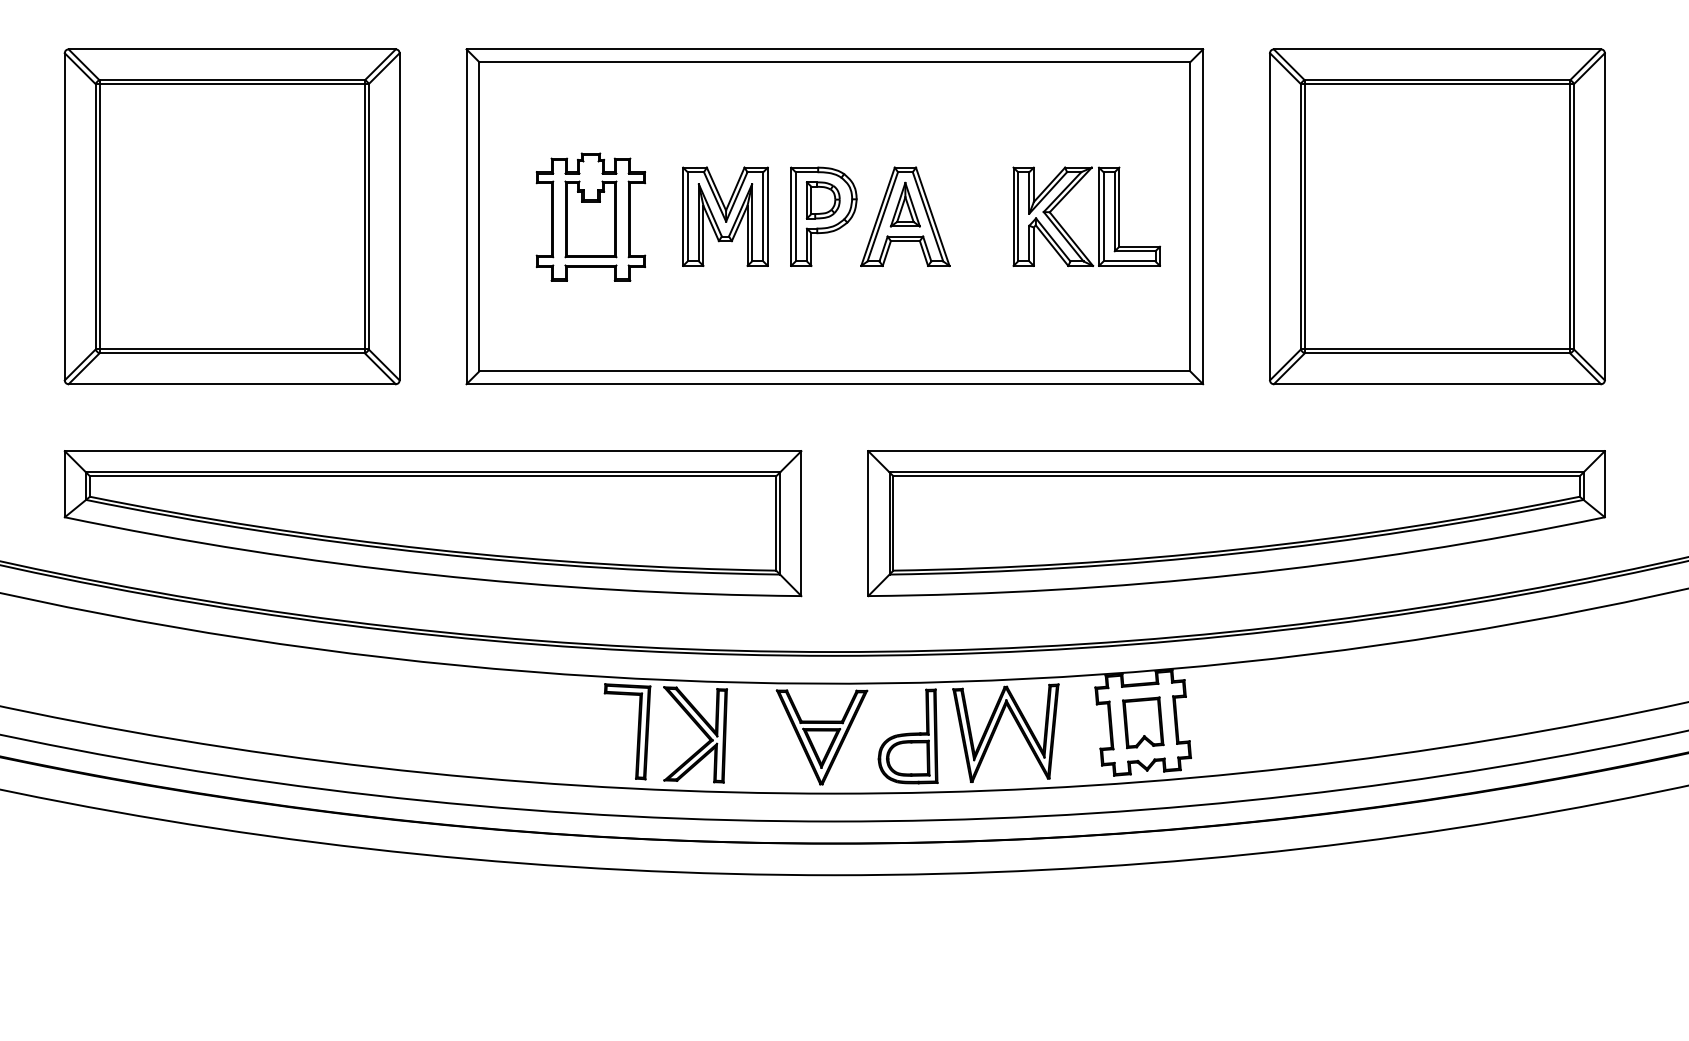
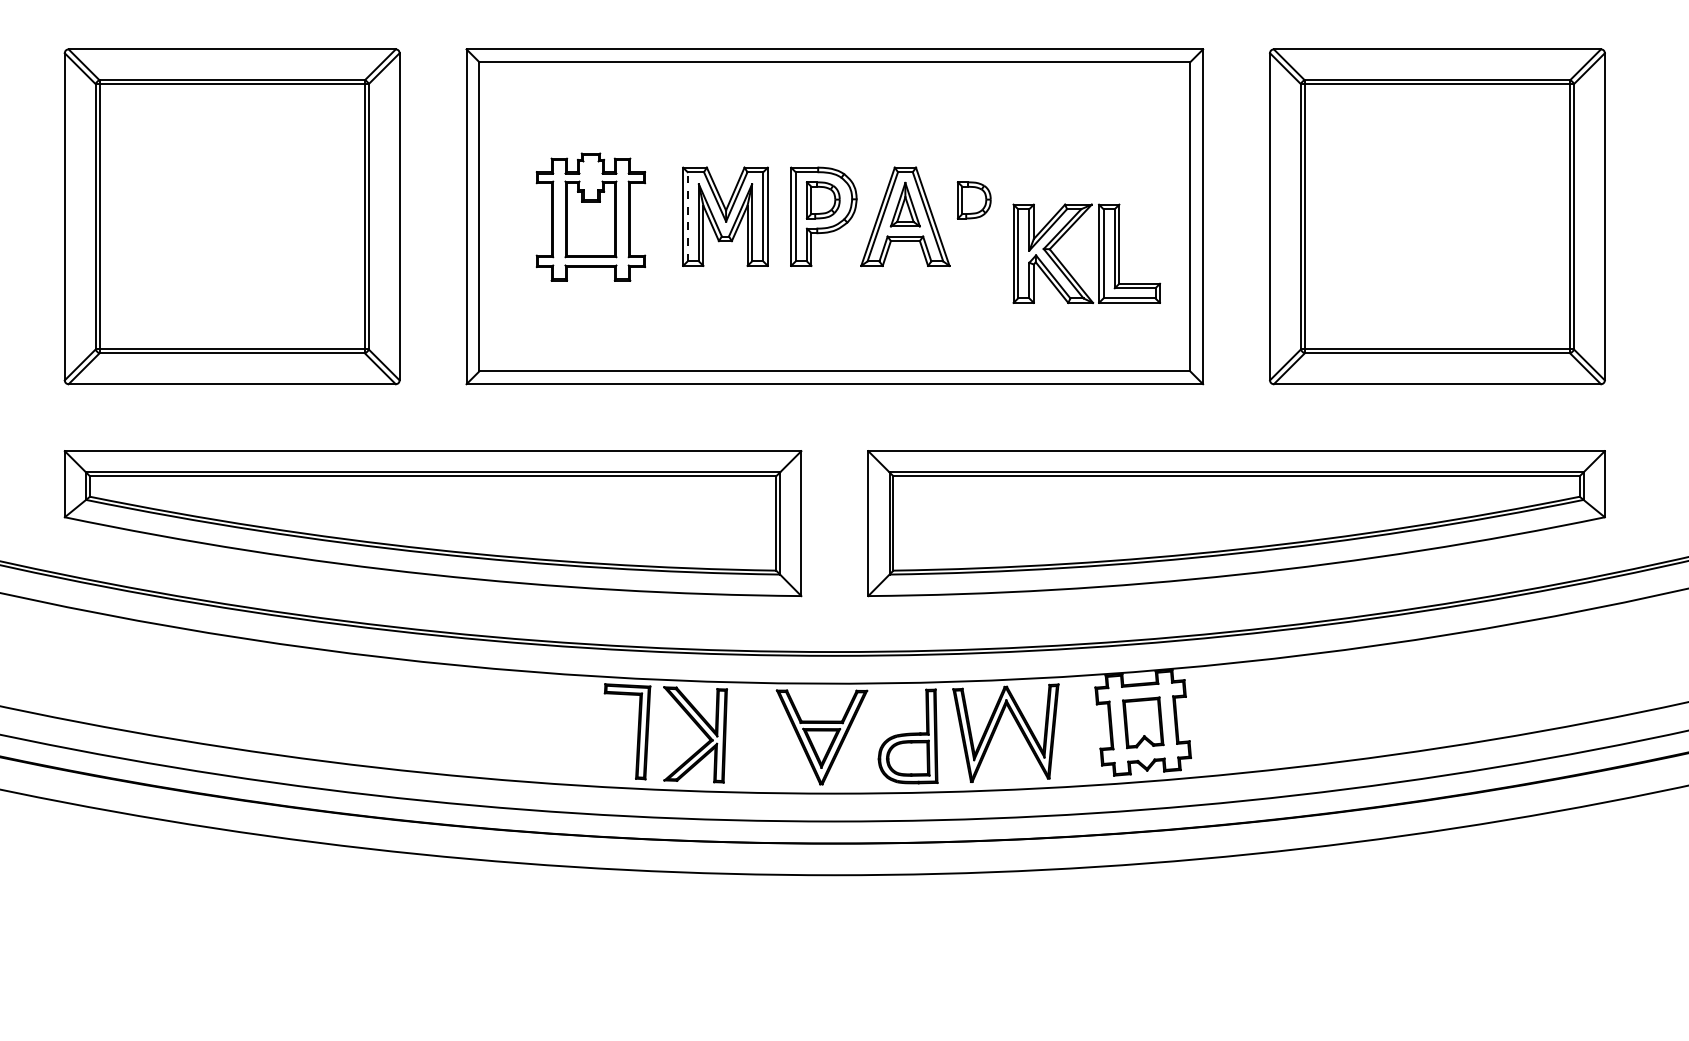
part: none -> present (973, 200)
line: solid -> dashed (687, 216)
part position: (1098, 216) -> (1098, 253) (1098, 253)
